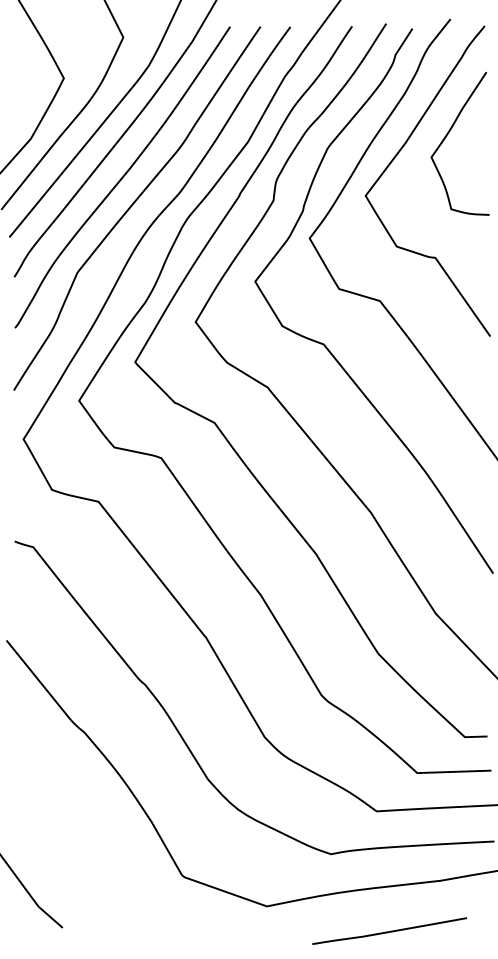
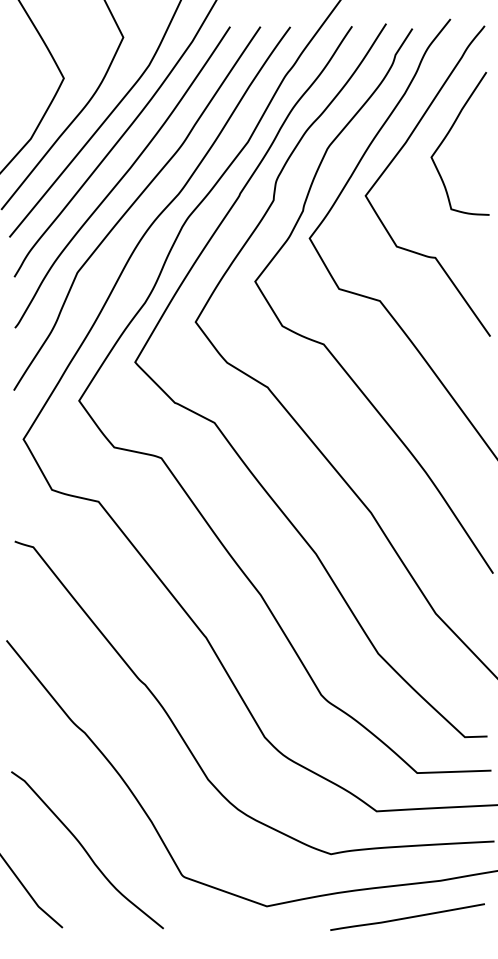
curve: none -> present (86, 850)
curve position: (390, 930) -> (408, 916) (408, 916)
